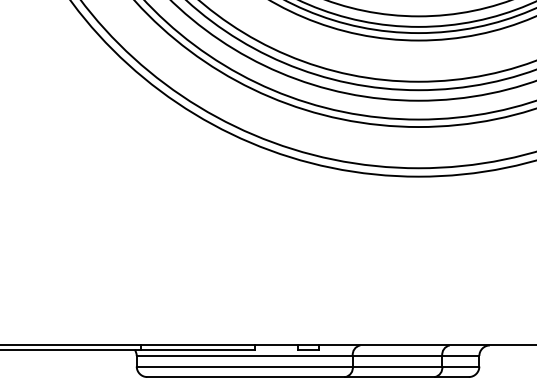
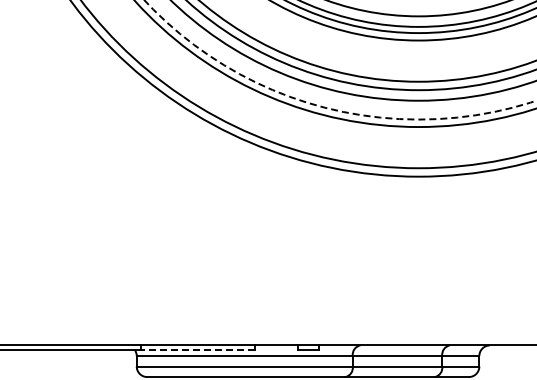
circle: solid -> dashed (340, 59)
line: solid -> dashed (198, 349)
